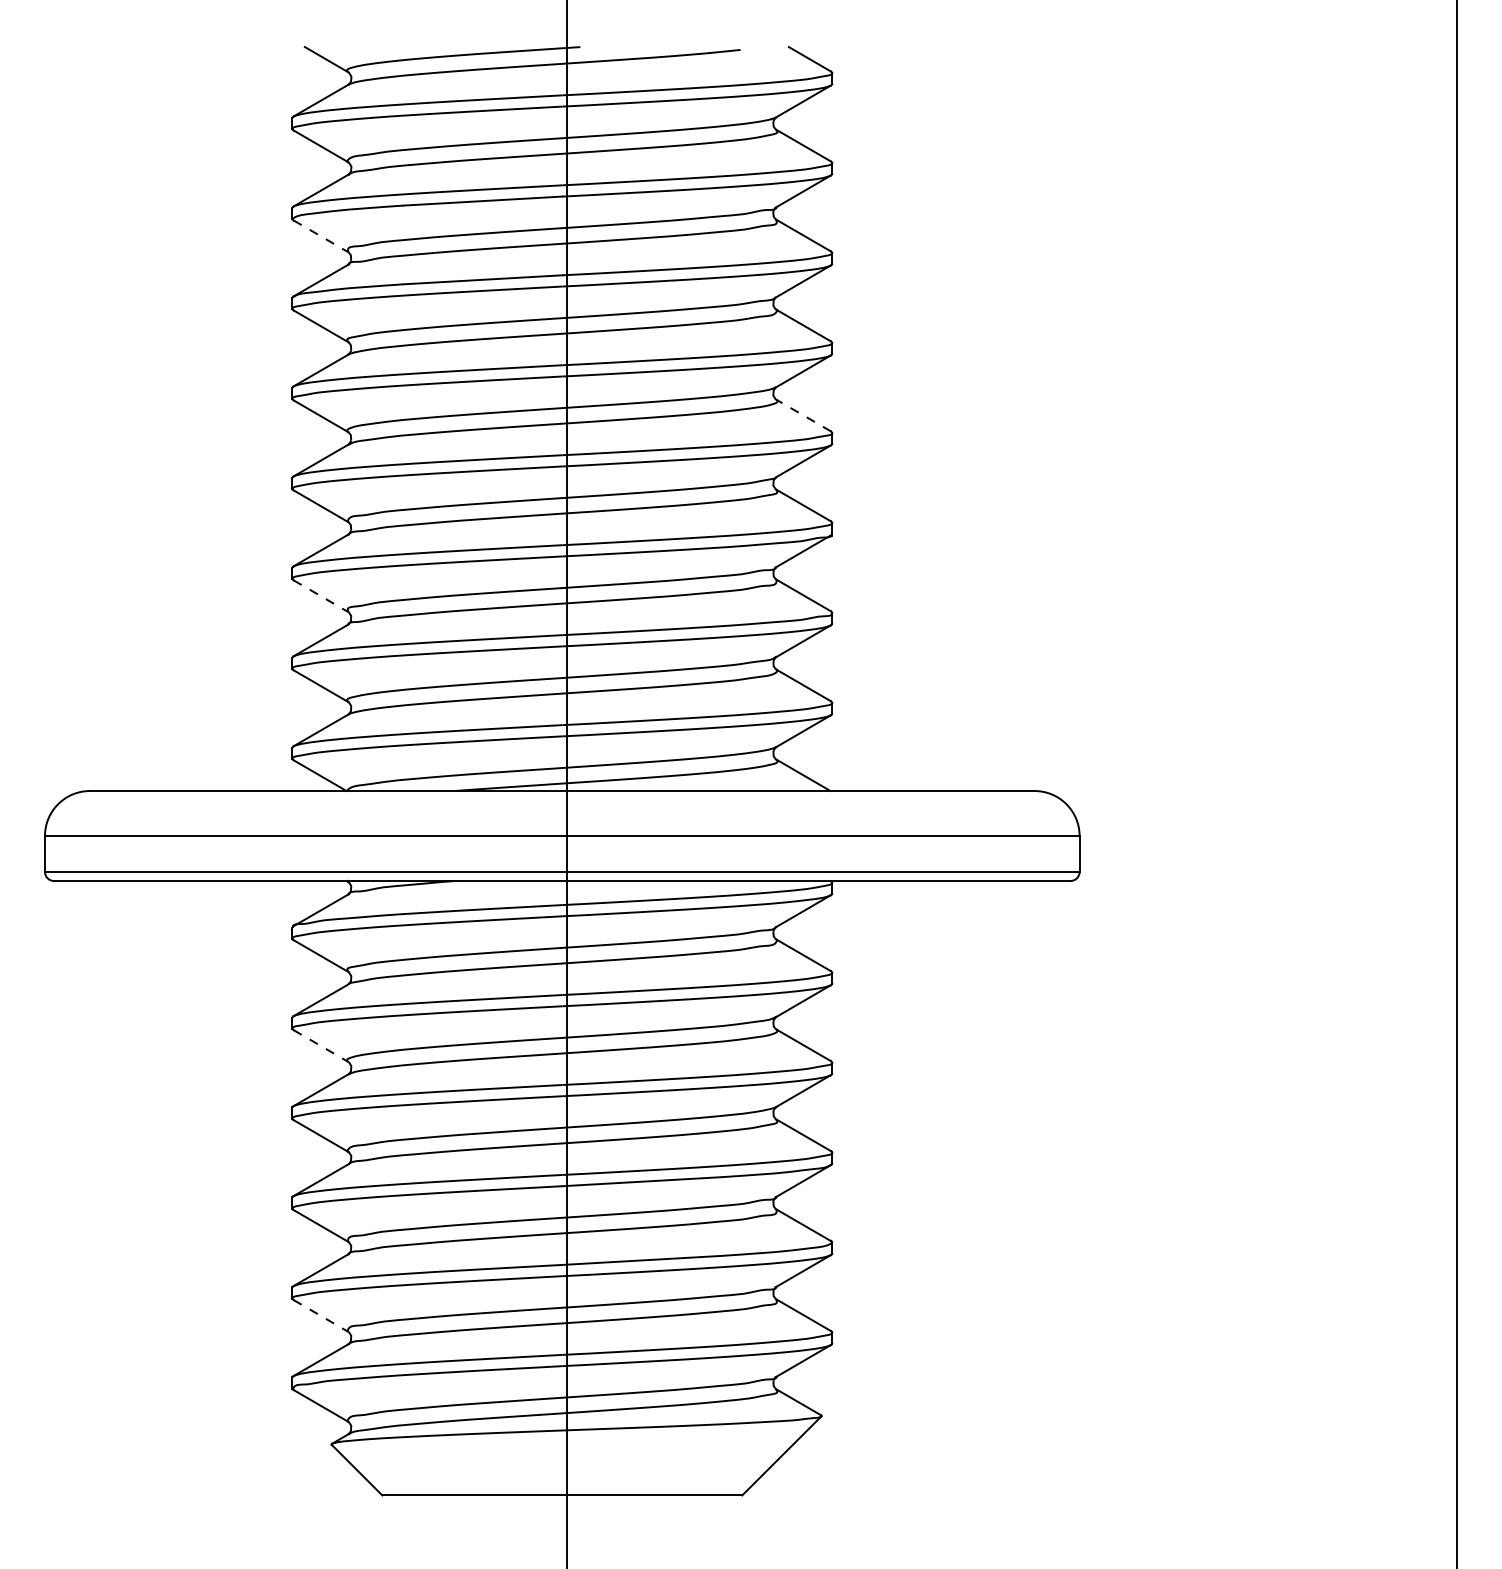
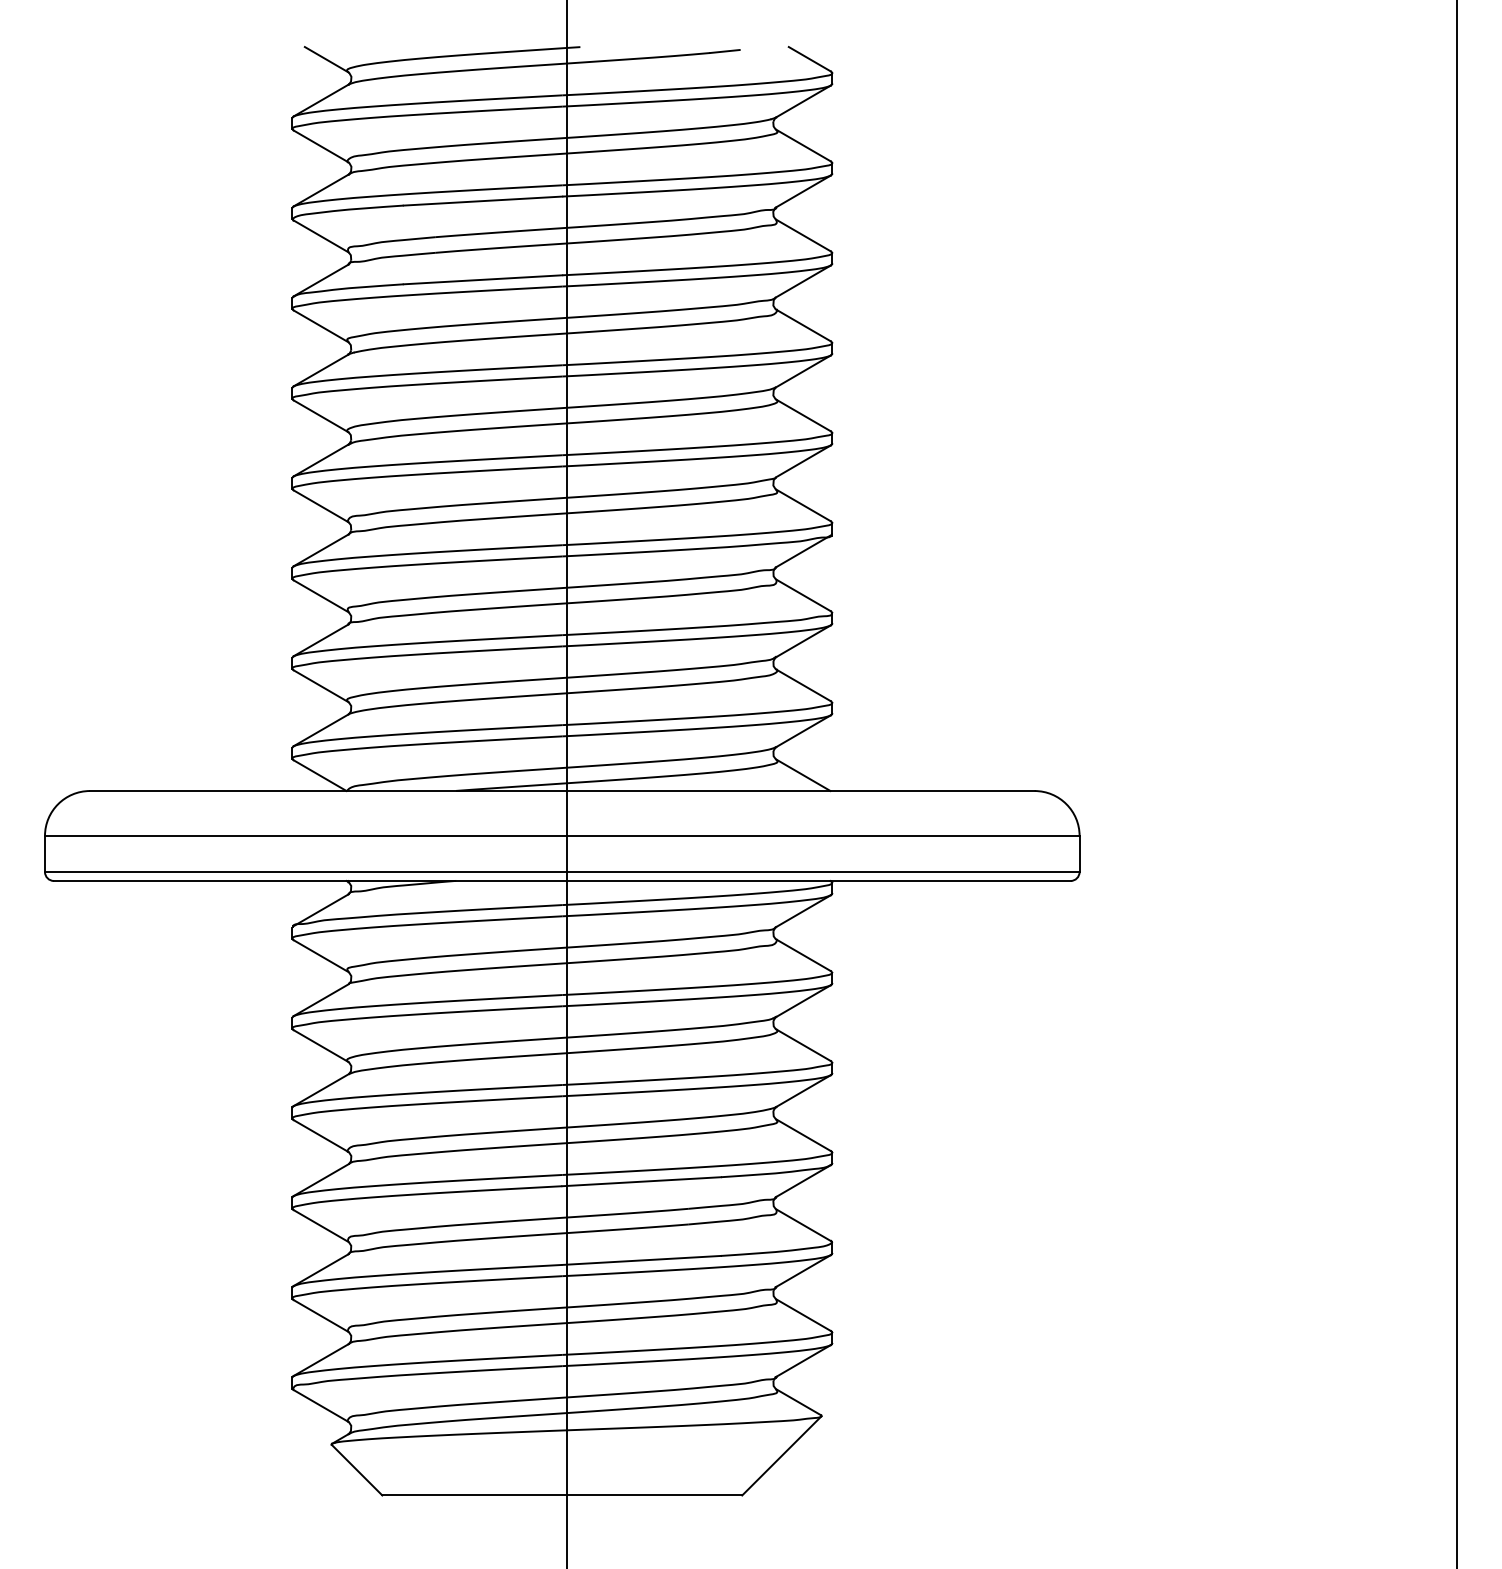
line: dashed -> solid (321, 236)
line: dashed -> solid (803, 415)
line: dashed -> solid (321, 596)
line: dashed -> solid (321, 1046)
line: dashed -> solid (321, 1315)
